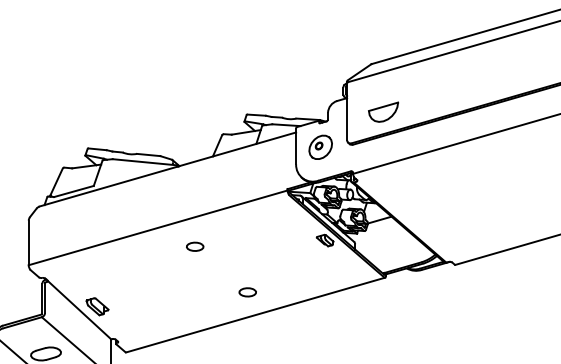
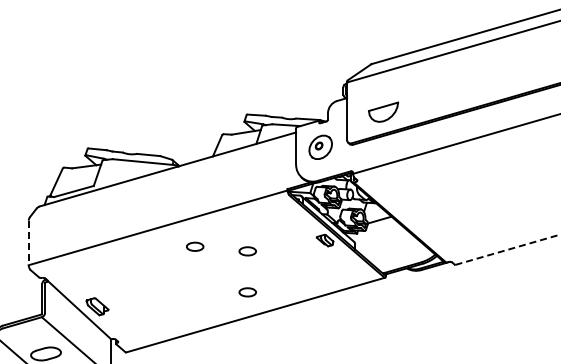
line: solid -> dashed (28, 243)
line: solid -> dashed (508, 249)
part: none -> present (247, 251)
